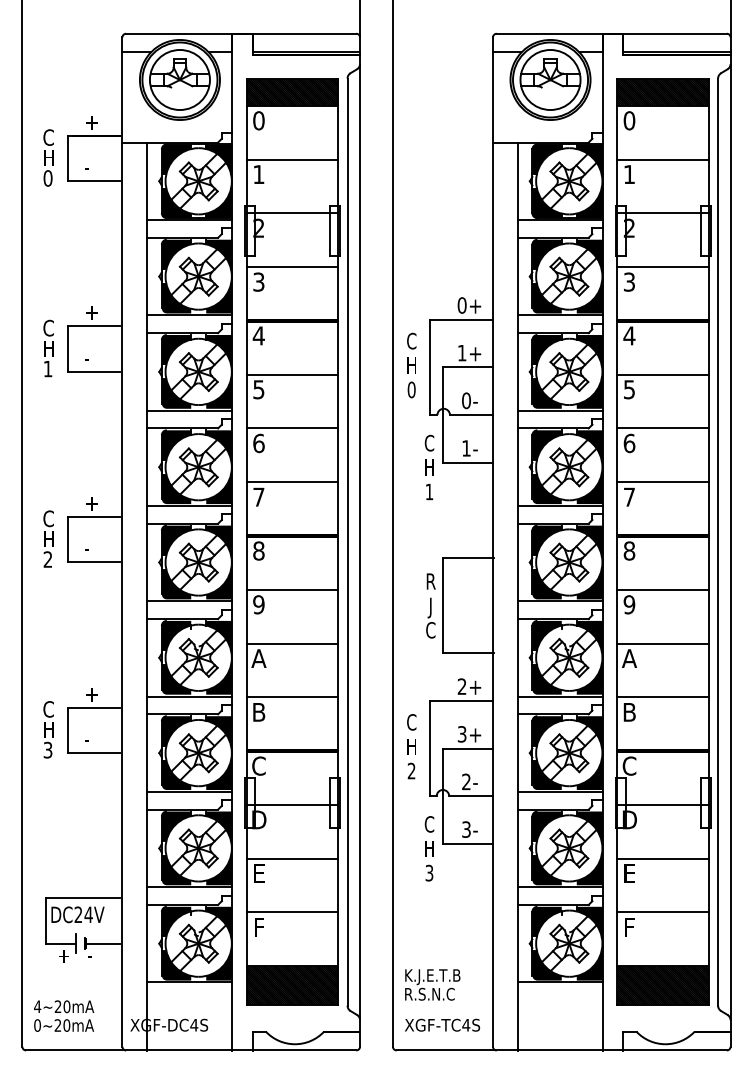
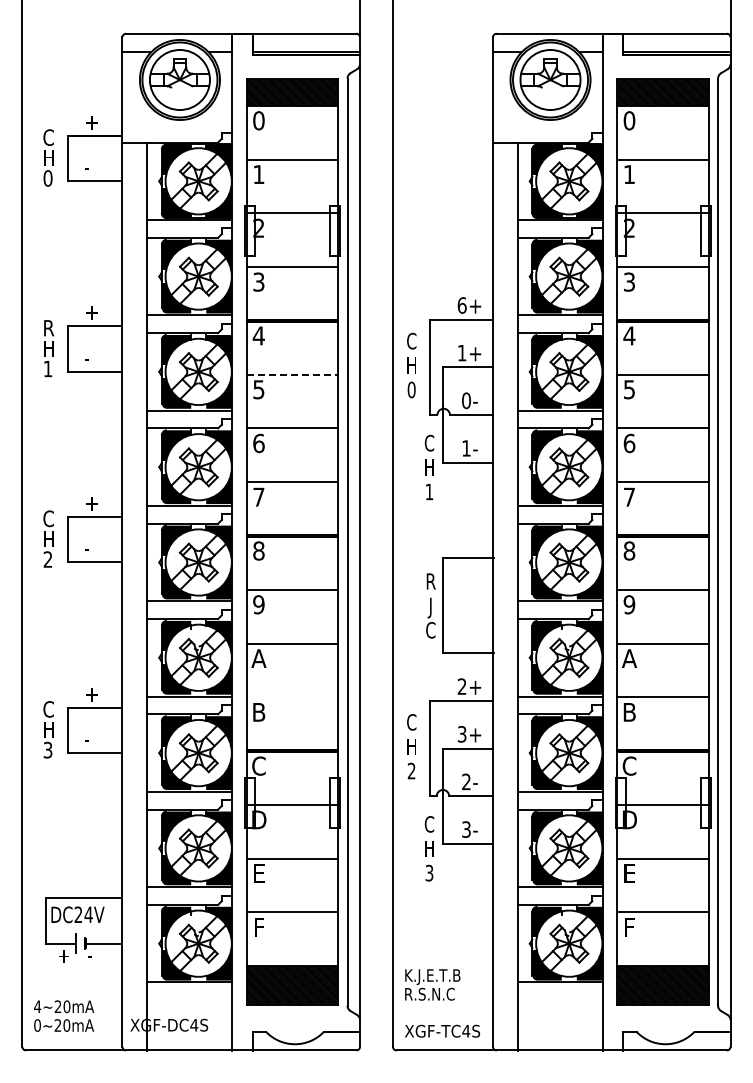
text: 0+ -> 6+ (461, 305)
text: C -> R (48, 327)
line: solid -> dashed (292, 374)
line: present -> none (292, 697)
text position: (442, 1024) -> (442, 1030) (442, 1030)
